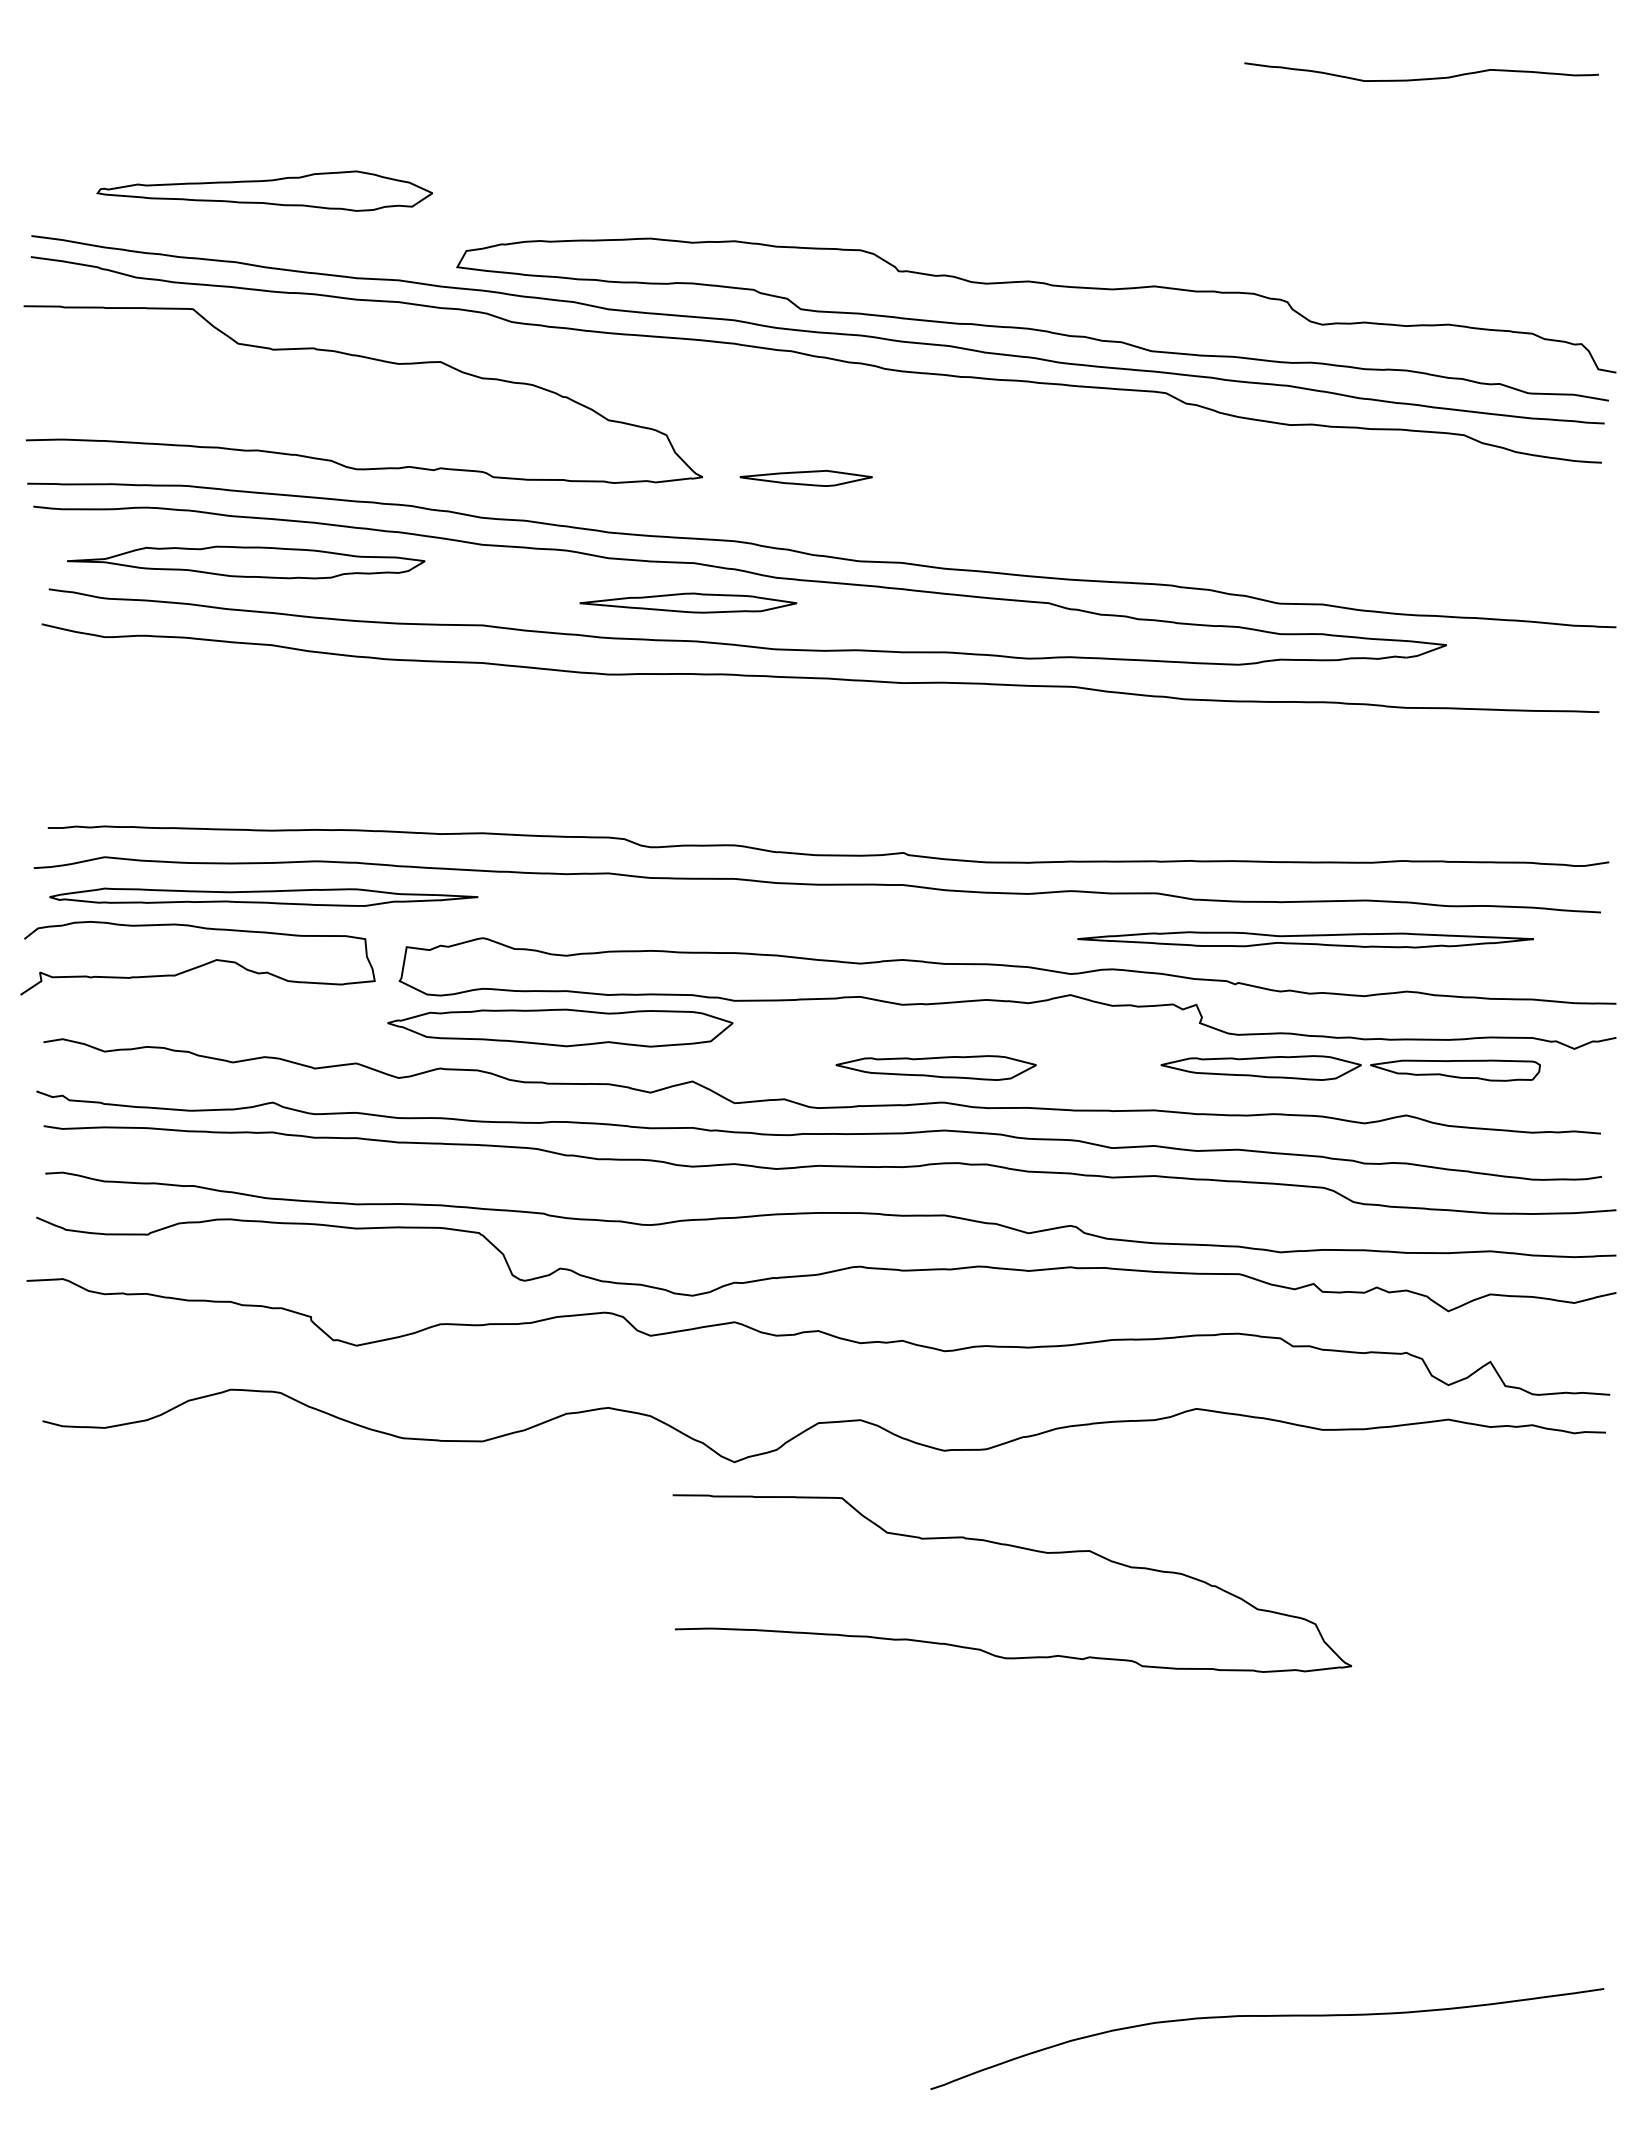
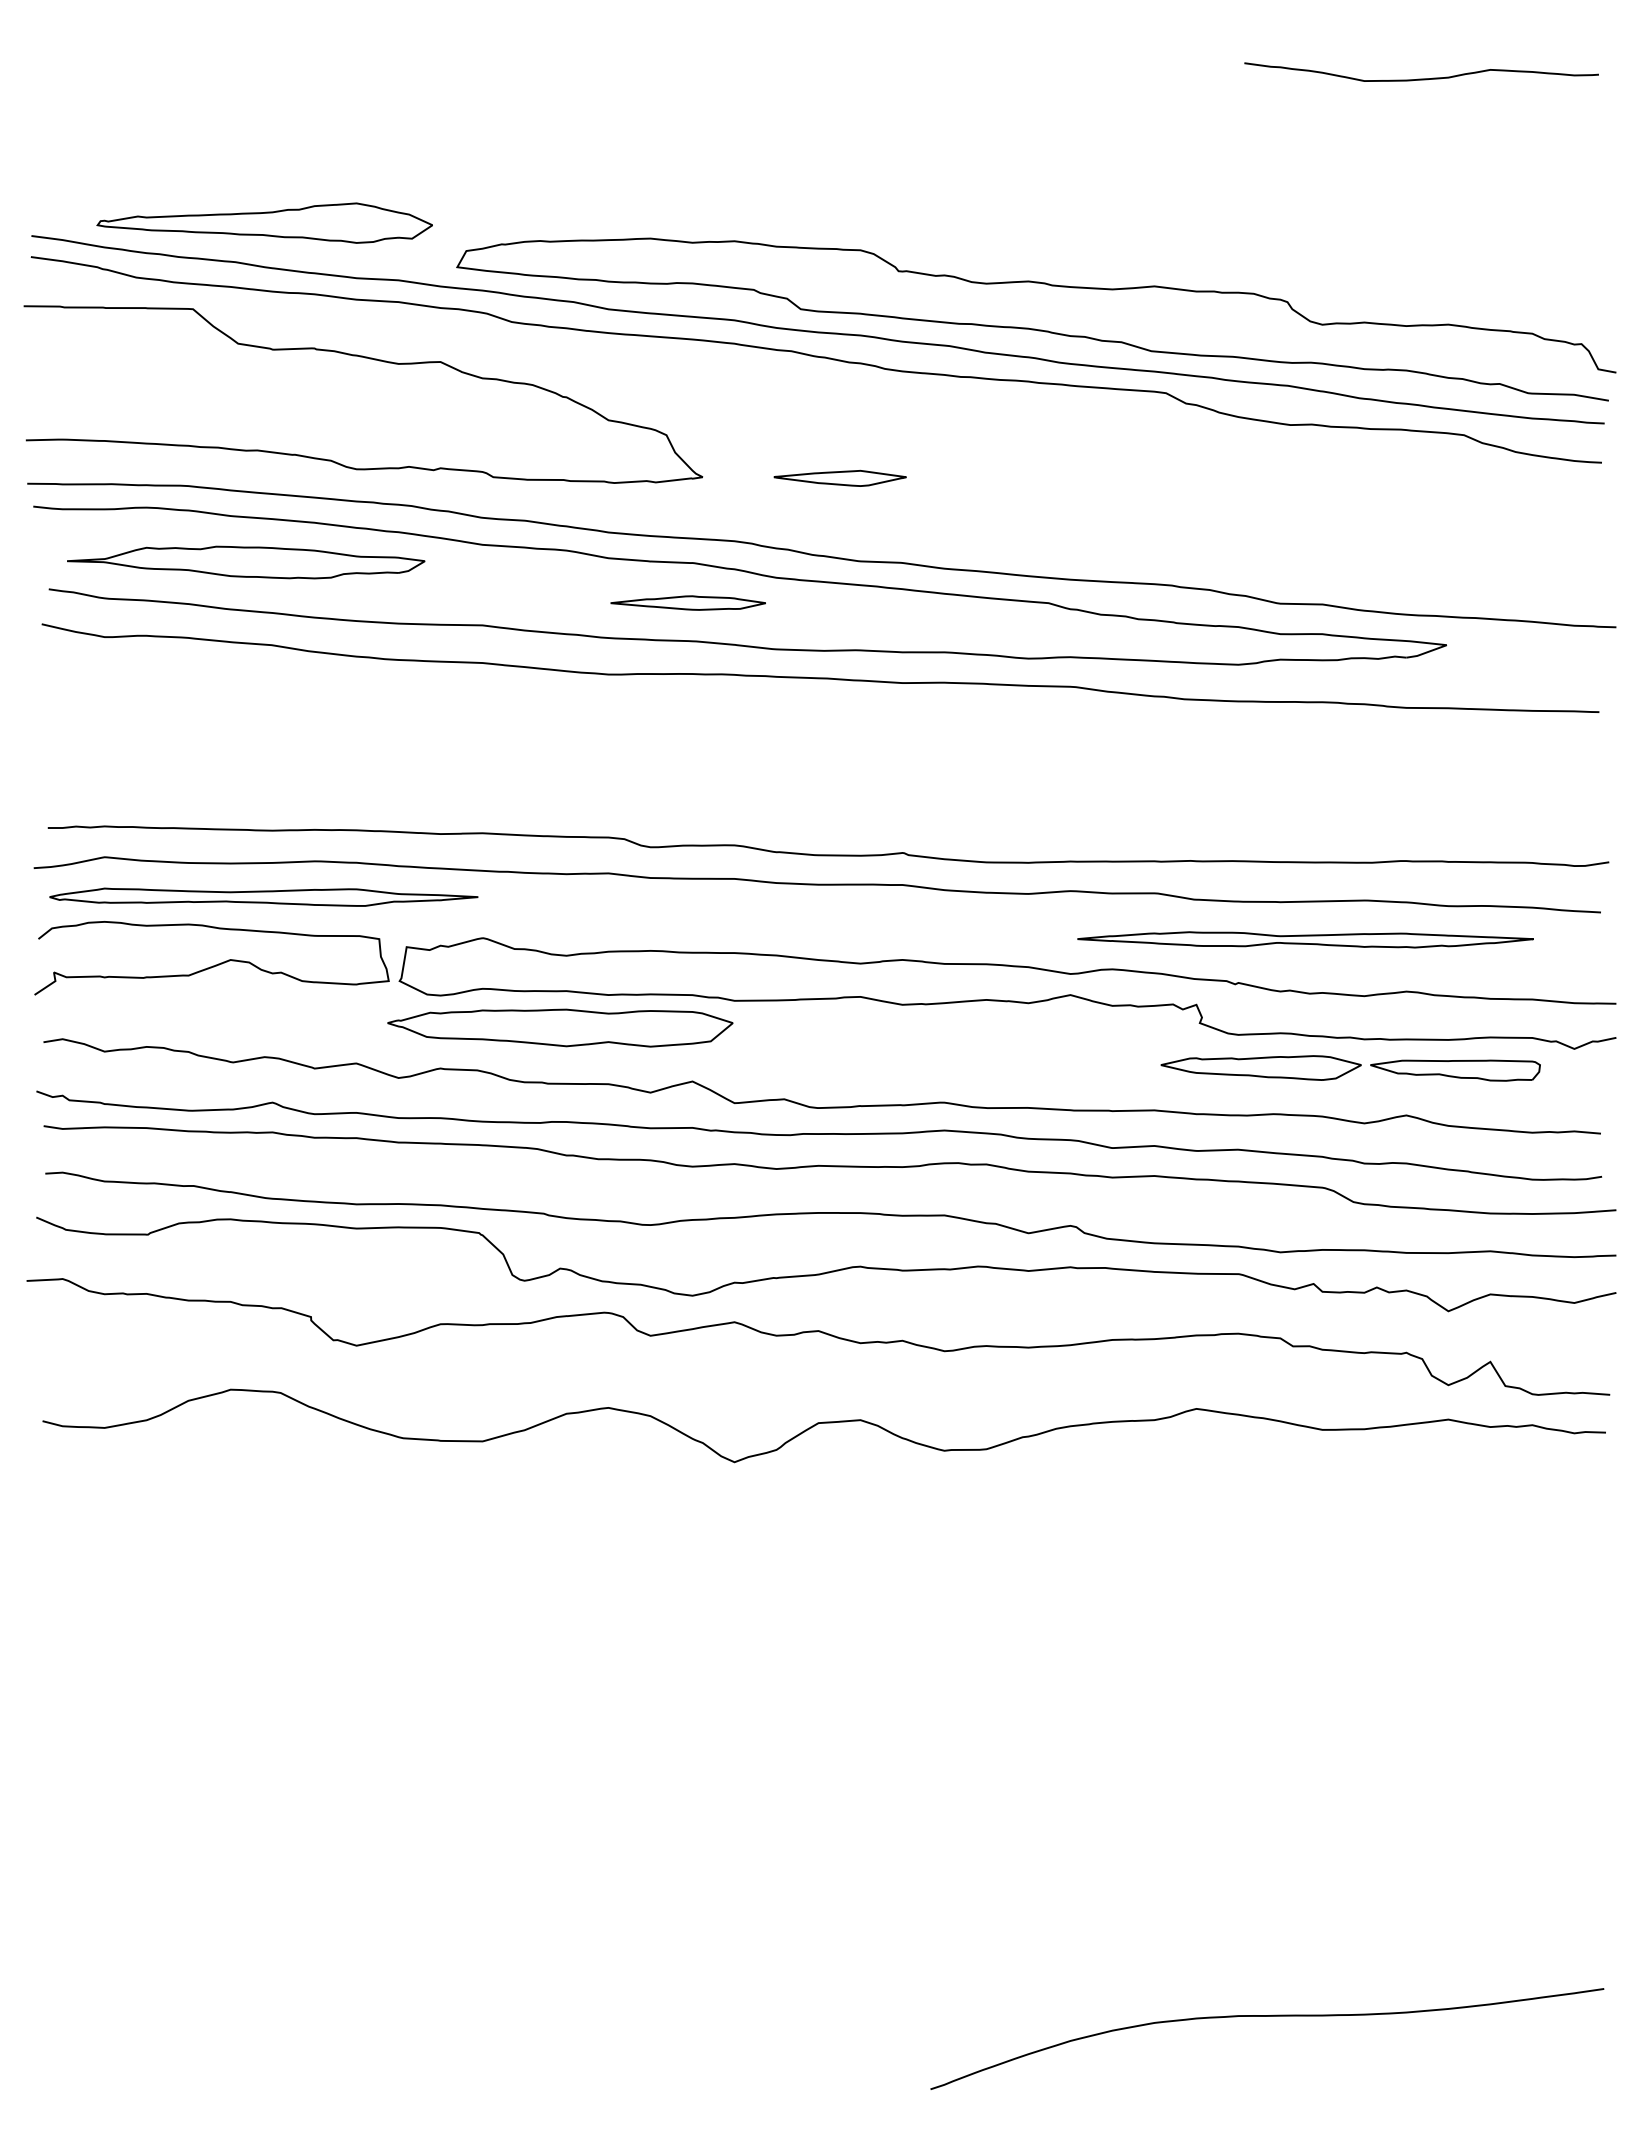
part position: (264, 190) -> (264, 222) (264, 222)
part position: (805, 477) -> (839, 477) (839, 477)
part size: 219x22 px -> 156x16 px (687, 602)
curve position: (201, 964) -> (215, 964) (215, 964)
part: present -> none (935, 1067)
curve: present -> none (1018, 1548)
